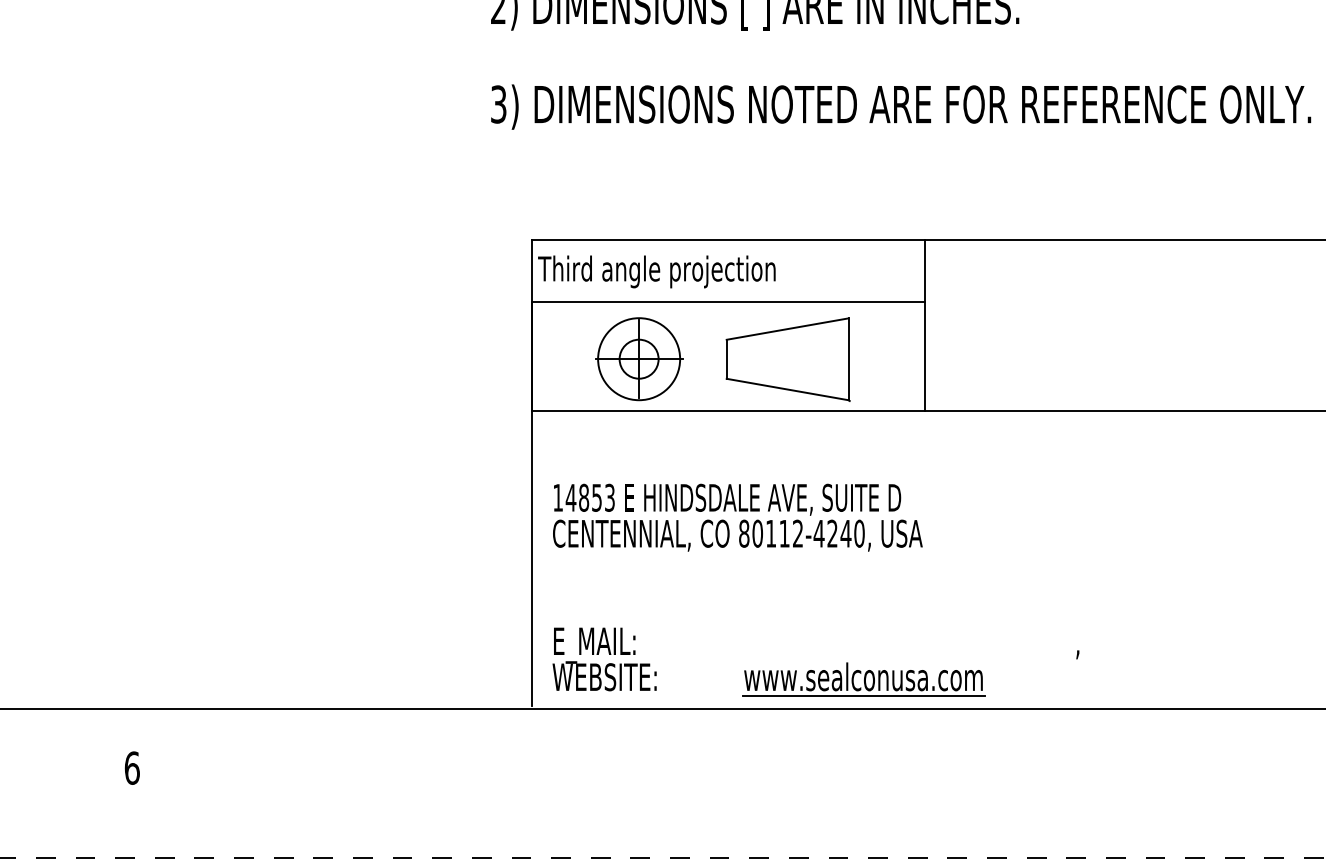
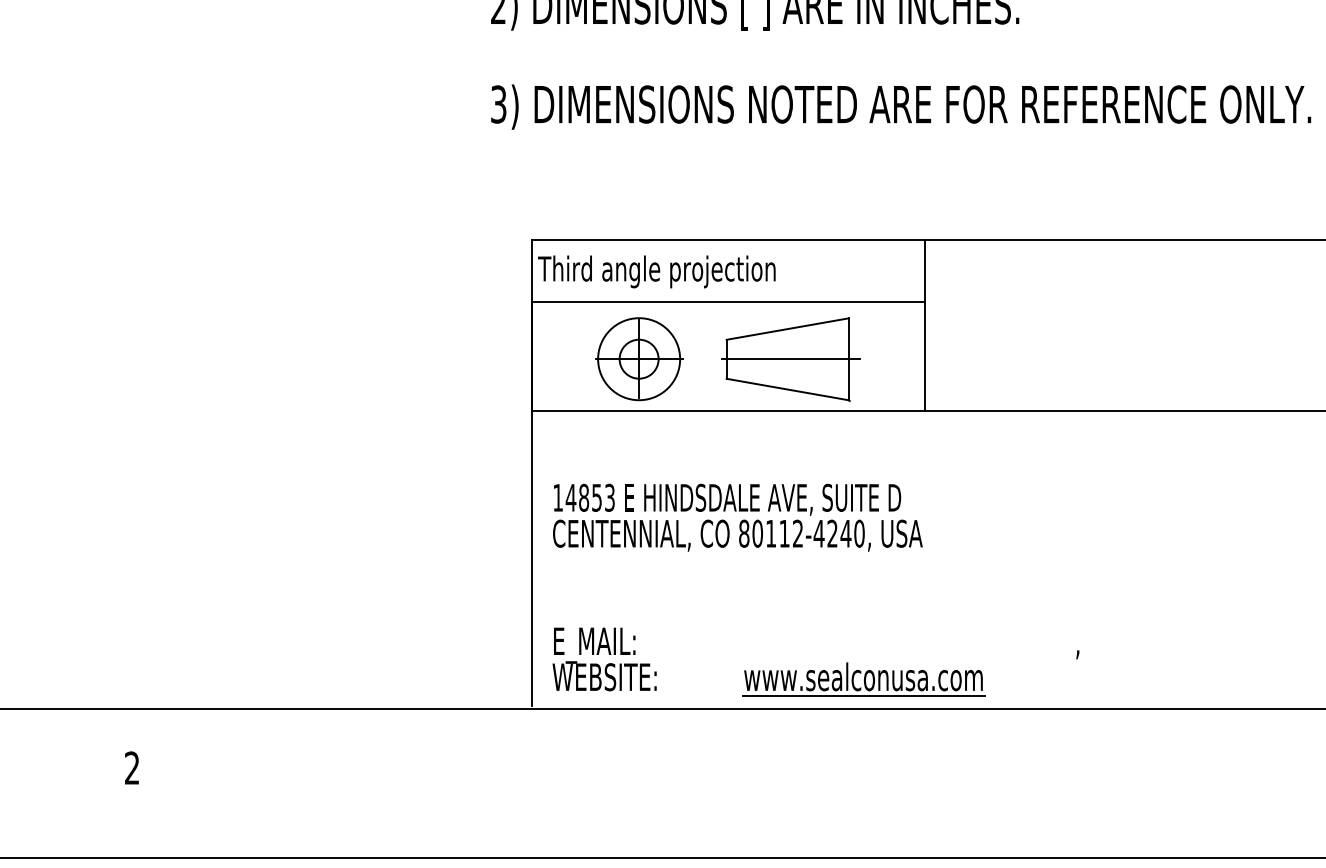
line: none -> present (790, 359)
text: 6 -> 2 (131, 767)
line: dashed -> solid (663, 857)
